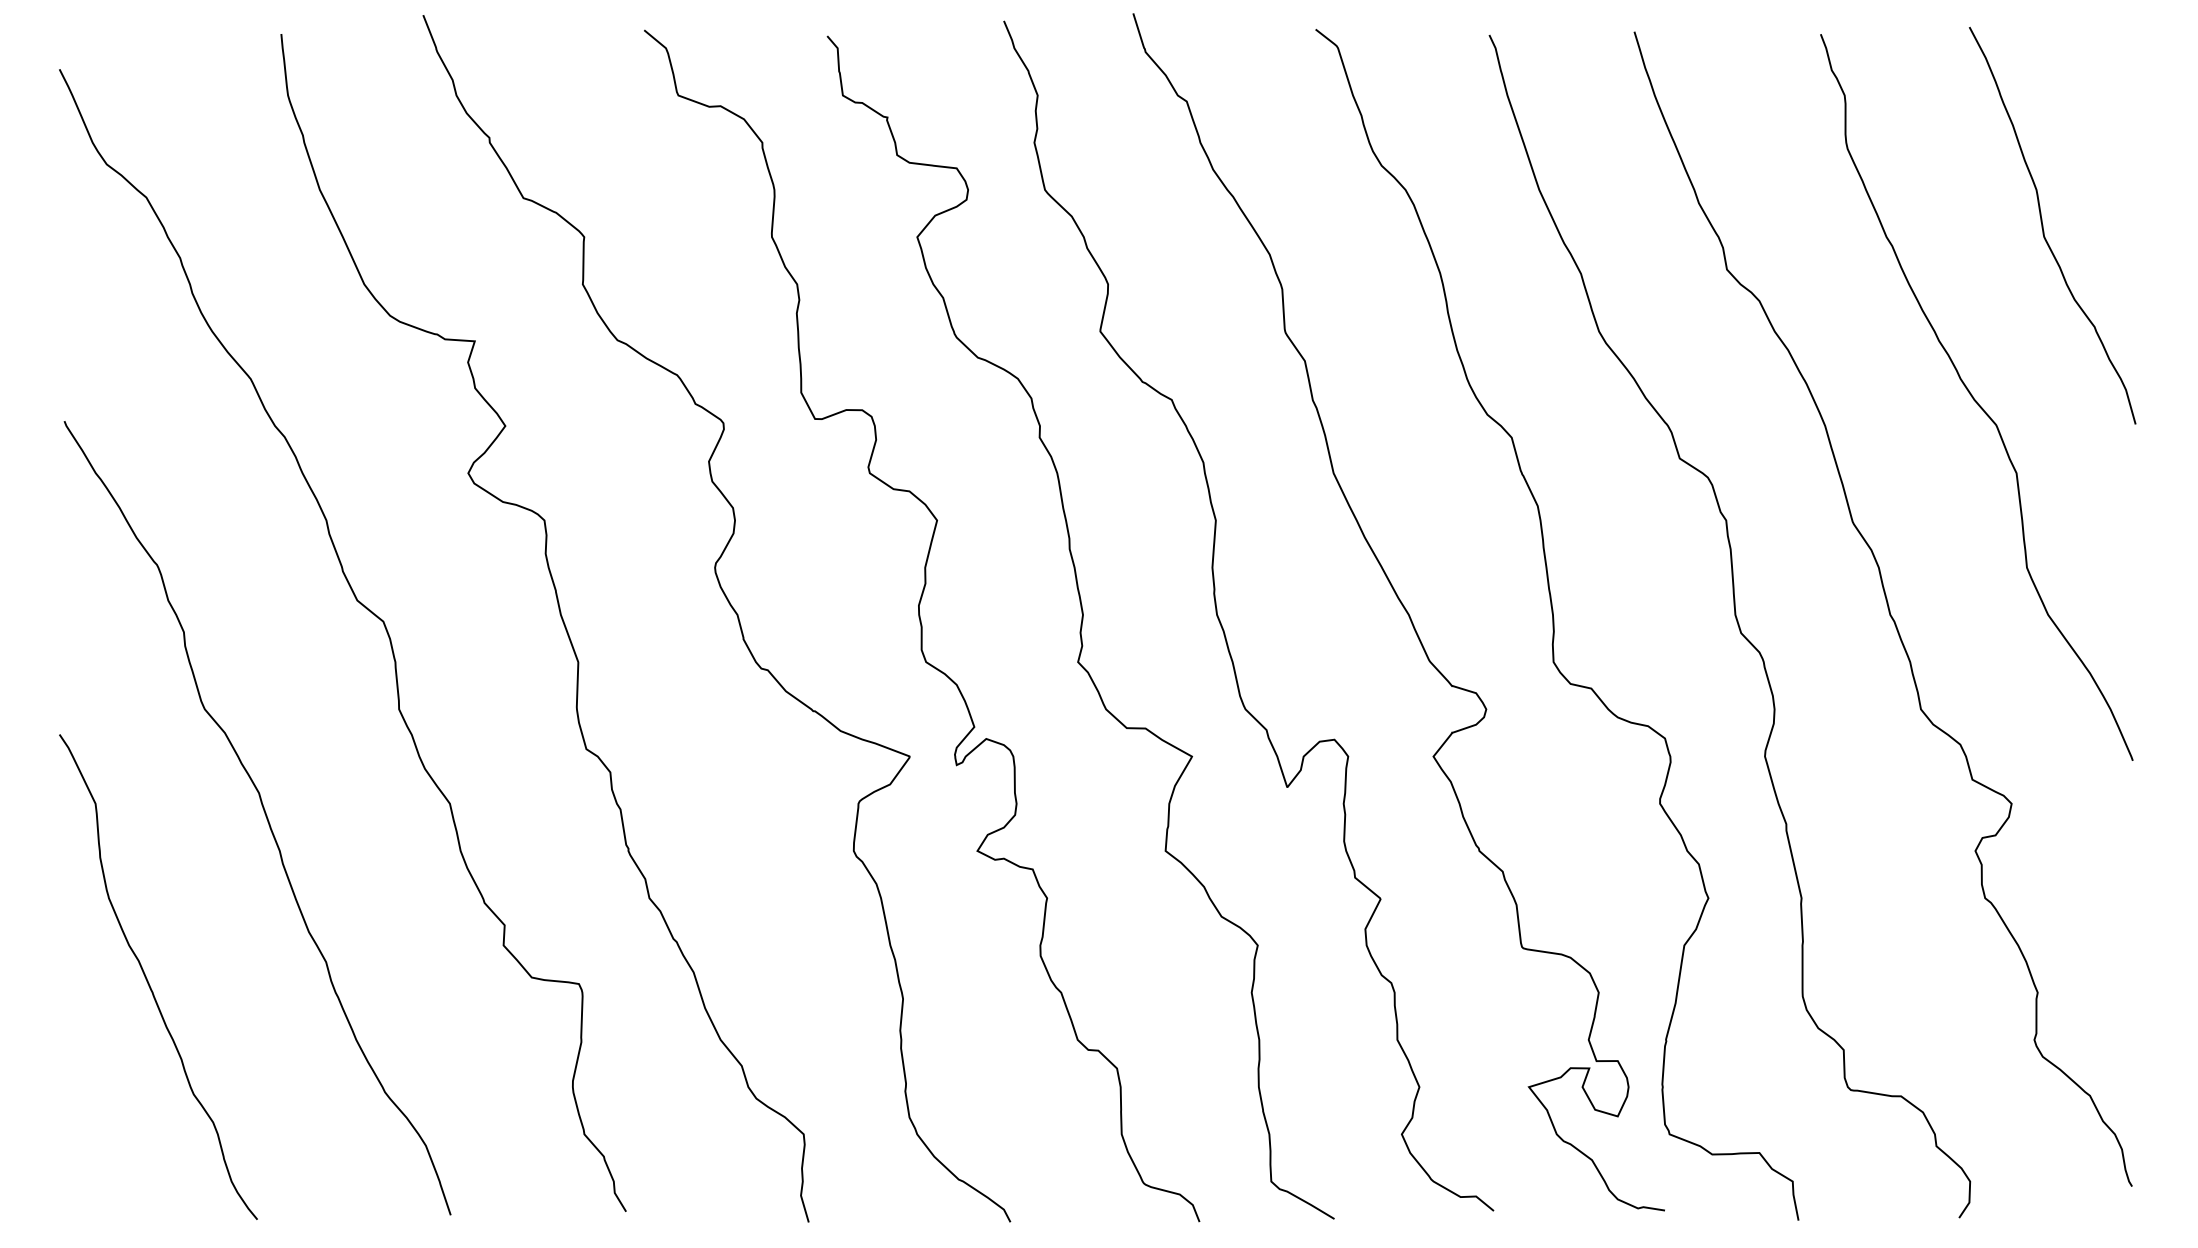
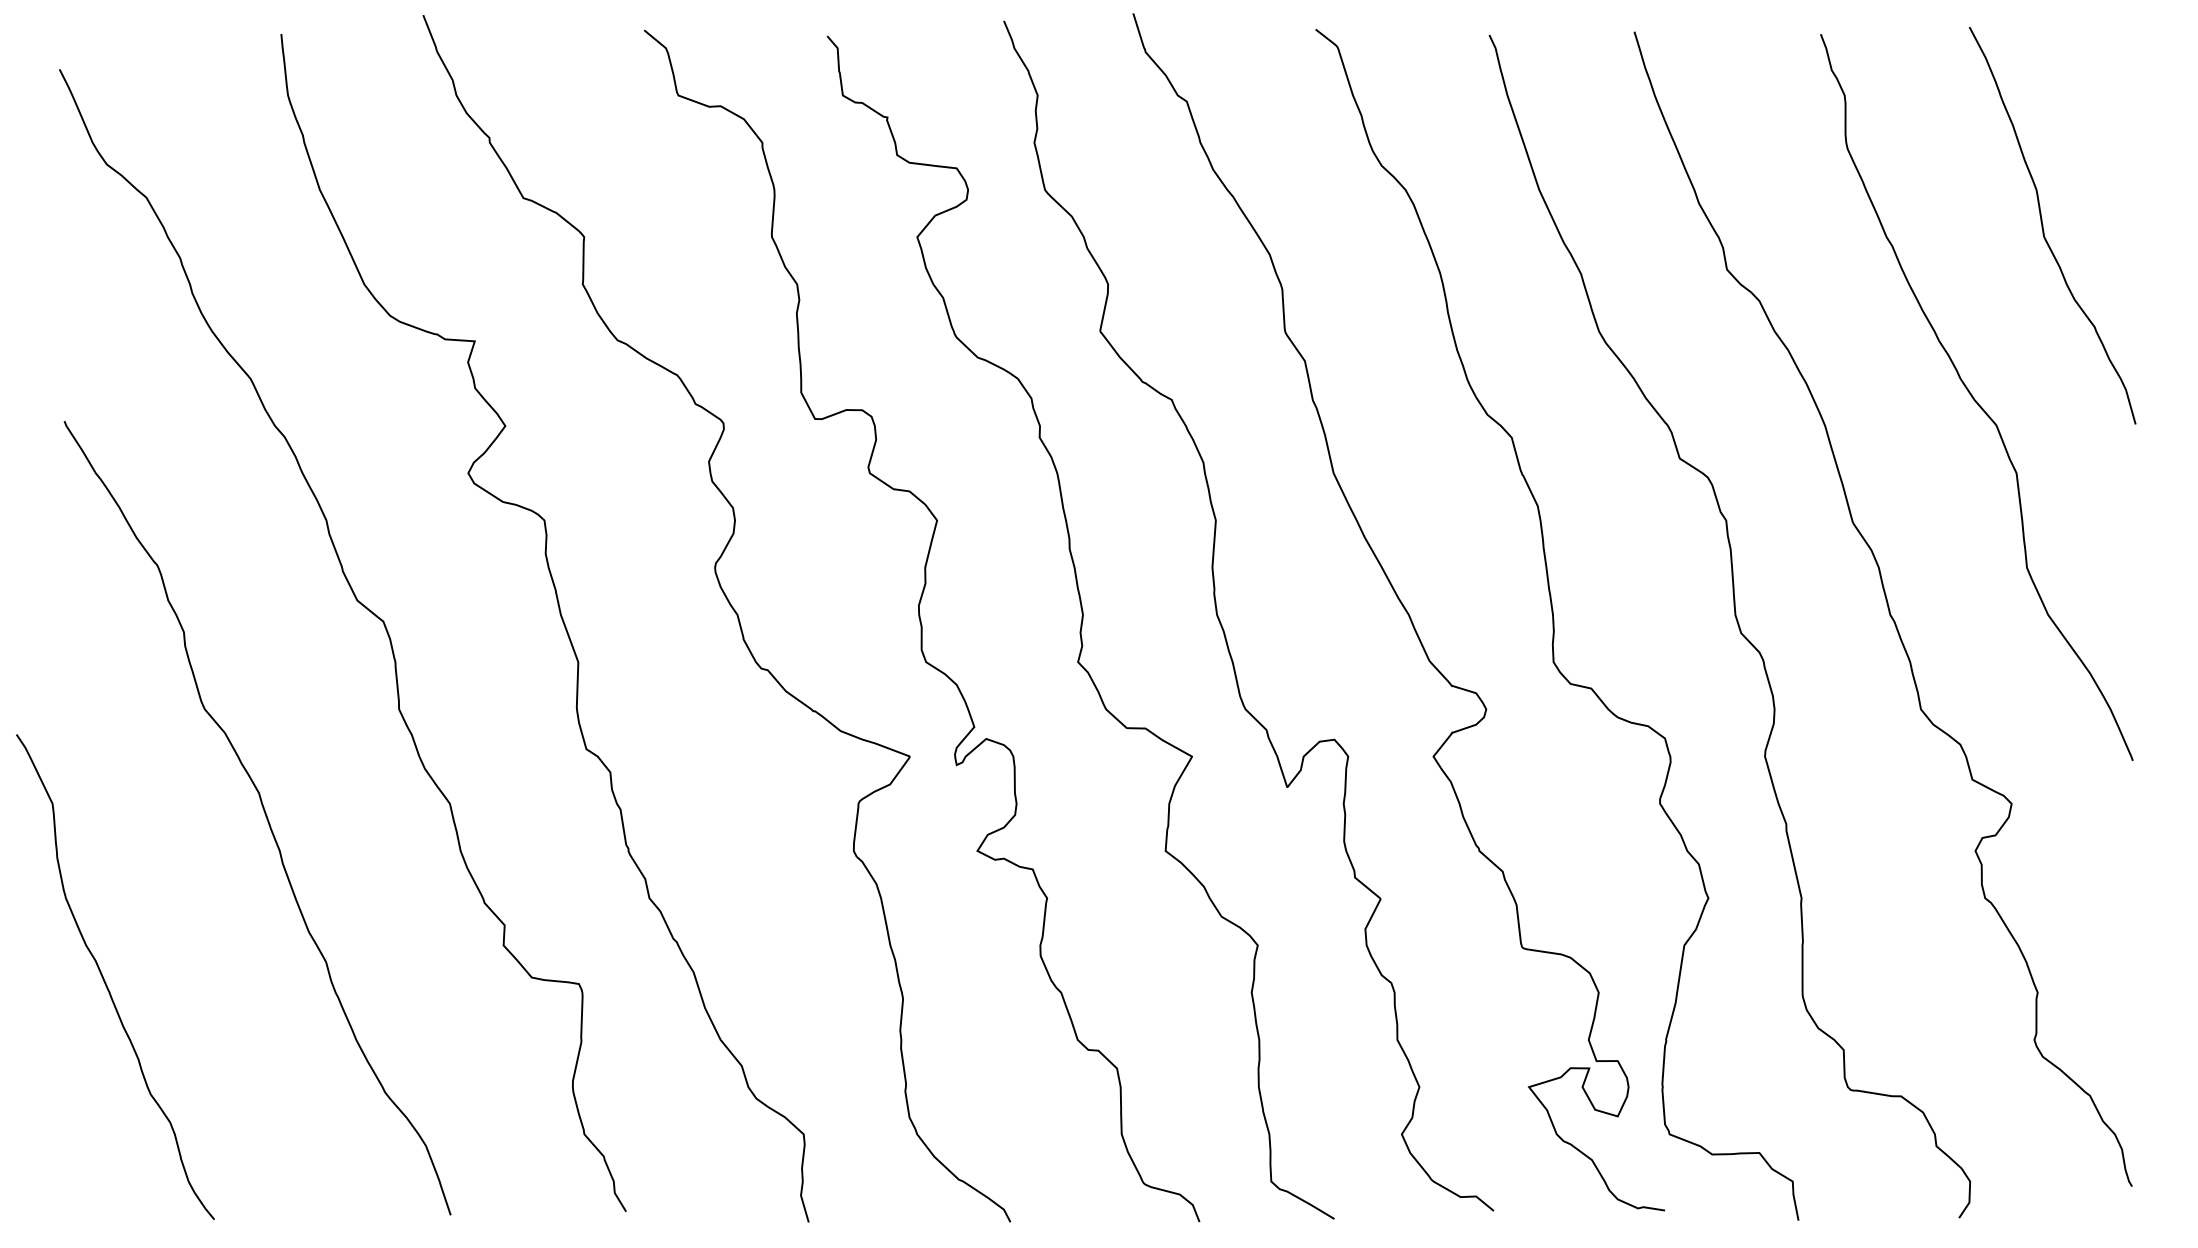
curve position: (148, 980) -> (105, 980) (105, 980)
